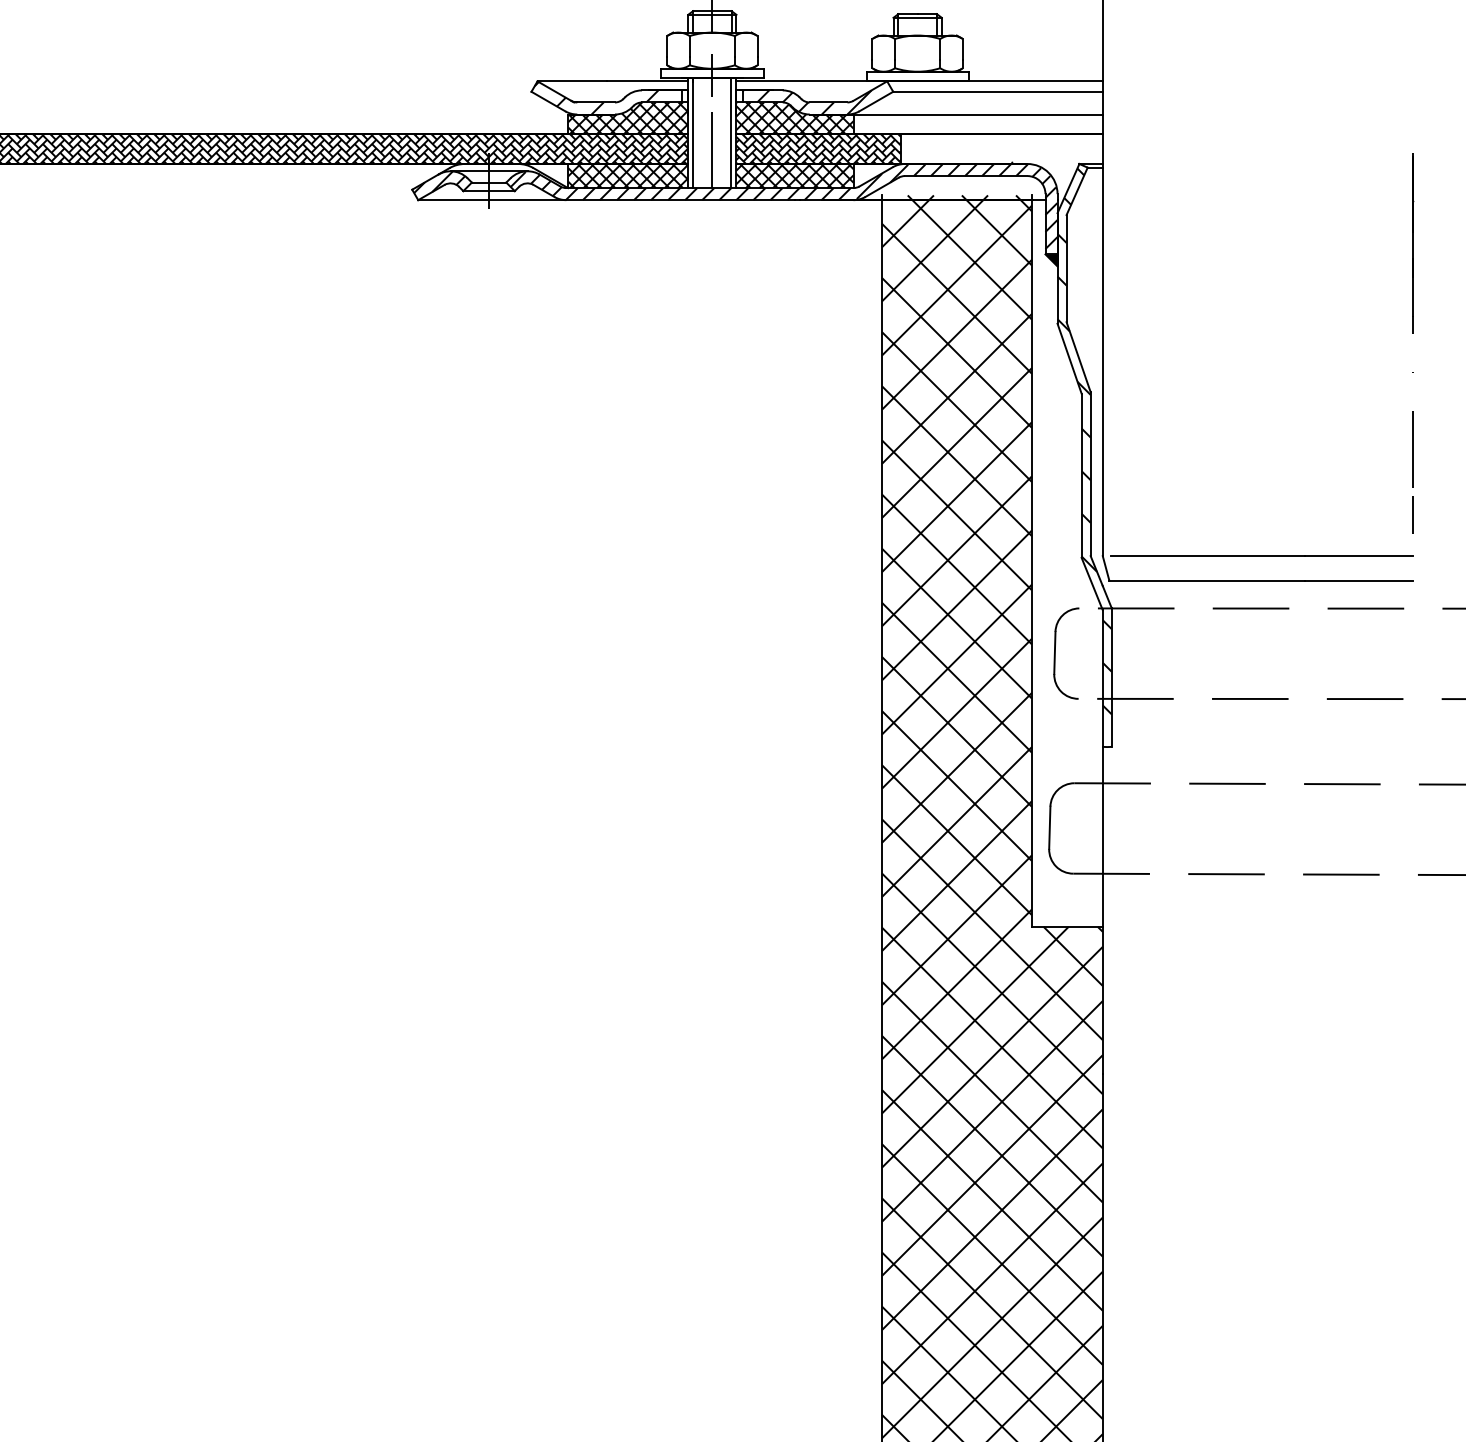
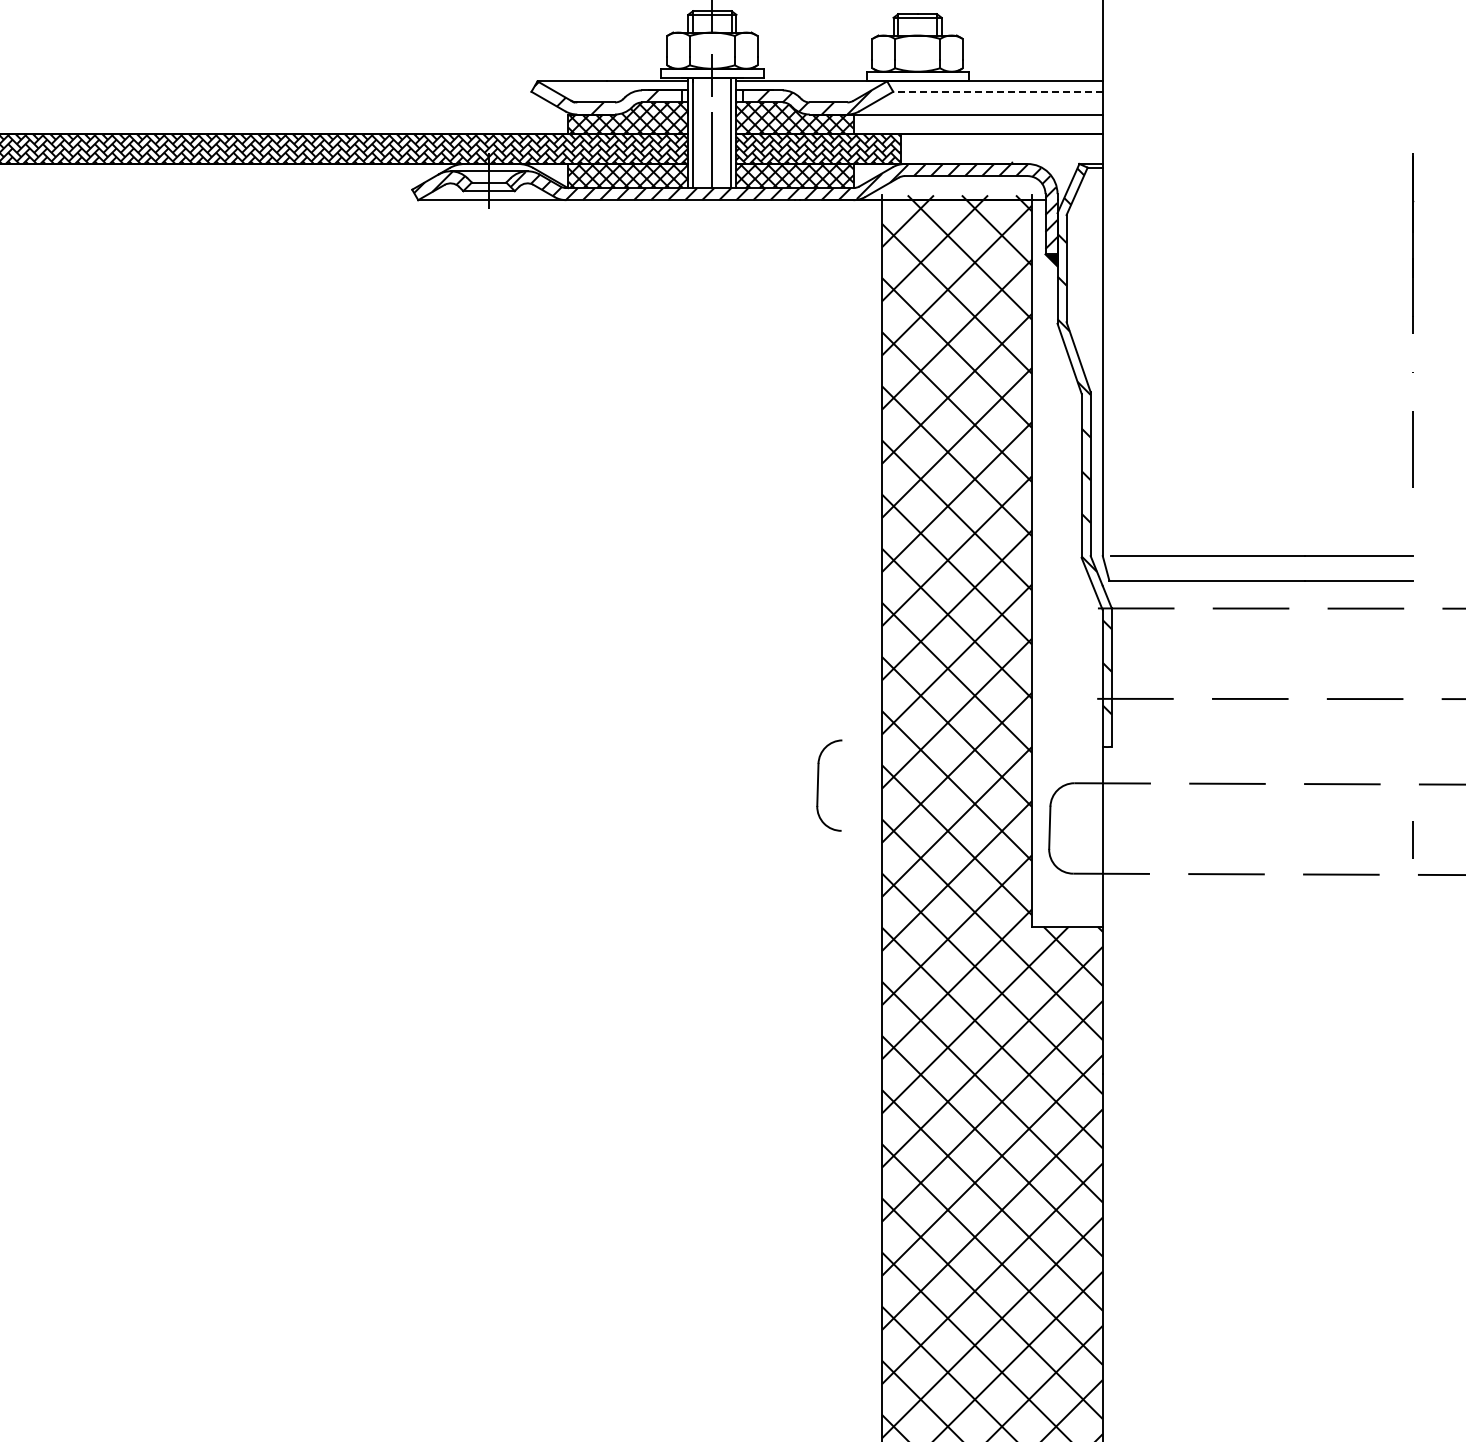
line: solid -> dashed (998, 91)
line position: (1412, 514) -> (1412, 839) (1412, 839)
part position: (1055, 653) -> (818, 785) (818, 785)
